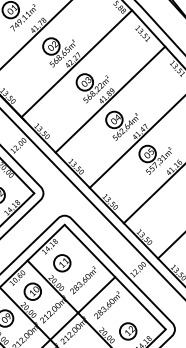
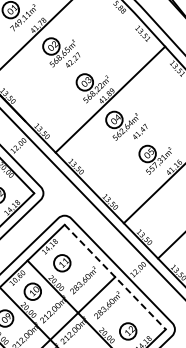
line: present -> none (76, 63)
line: present -> none (135, 142)
line: solid -> dashed (115, 277)
